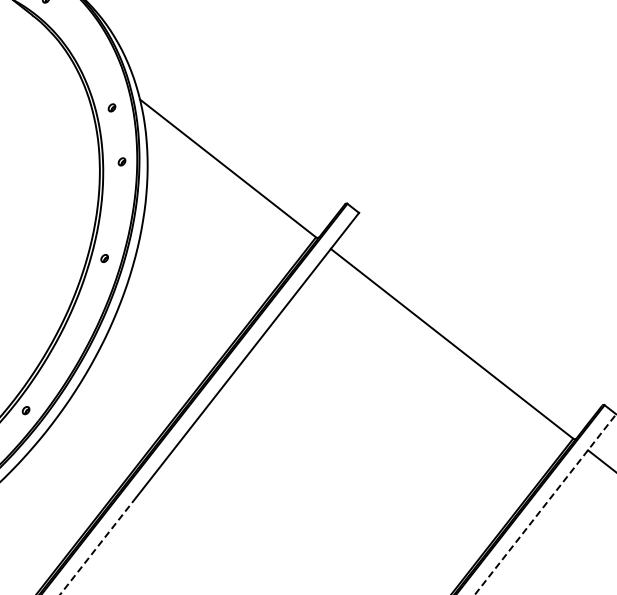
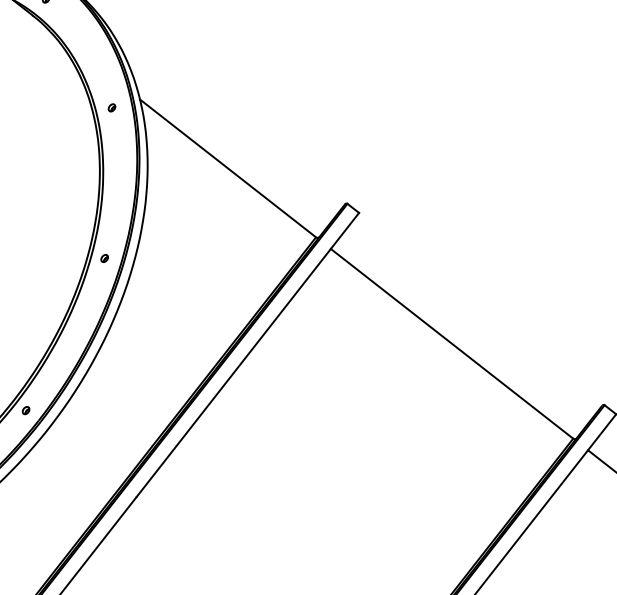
part: present -> none (121, 161)
line: dashed -> solid (545, 504)
line: dashed -> solid (98, 545)
